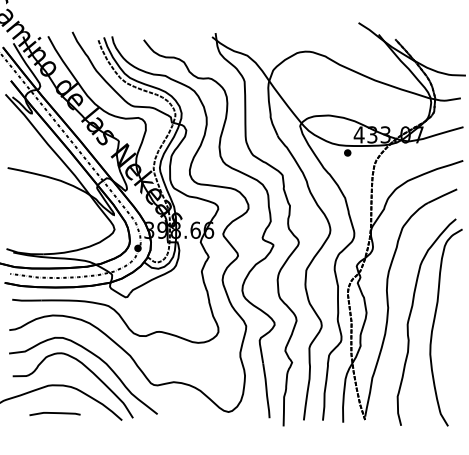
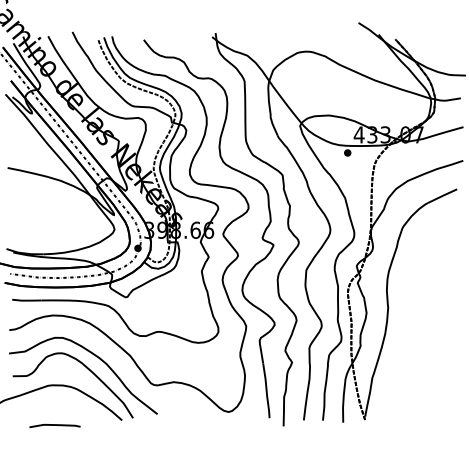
part: present -> none (429, 322)
curve position: (54, 413) -> (54, 425) (54, 425)
